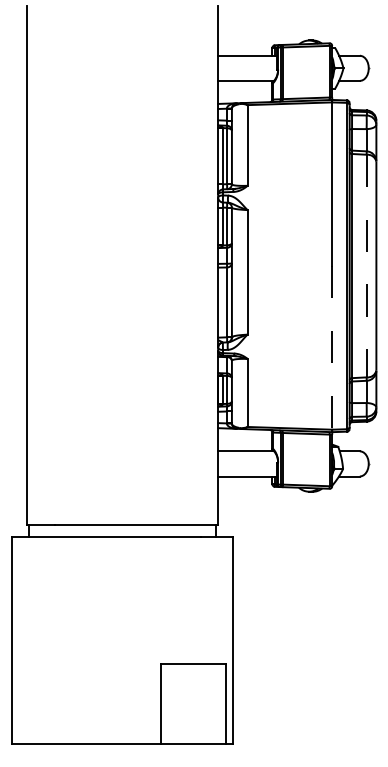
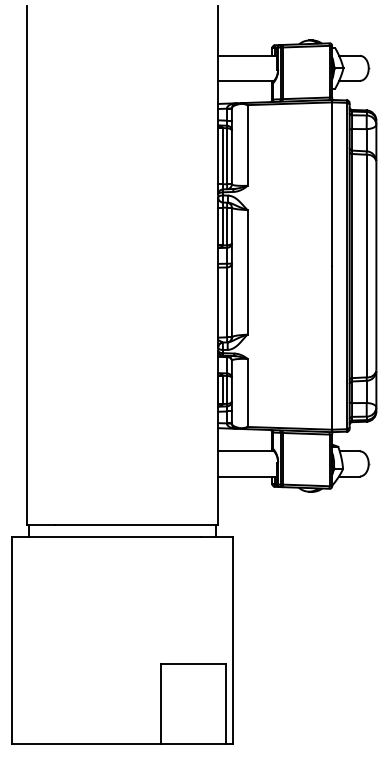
line: dashed -> solid (366, 266)
line: dashed -> solid (332, 347)
